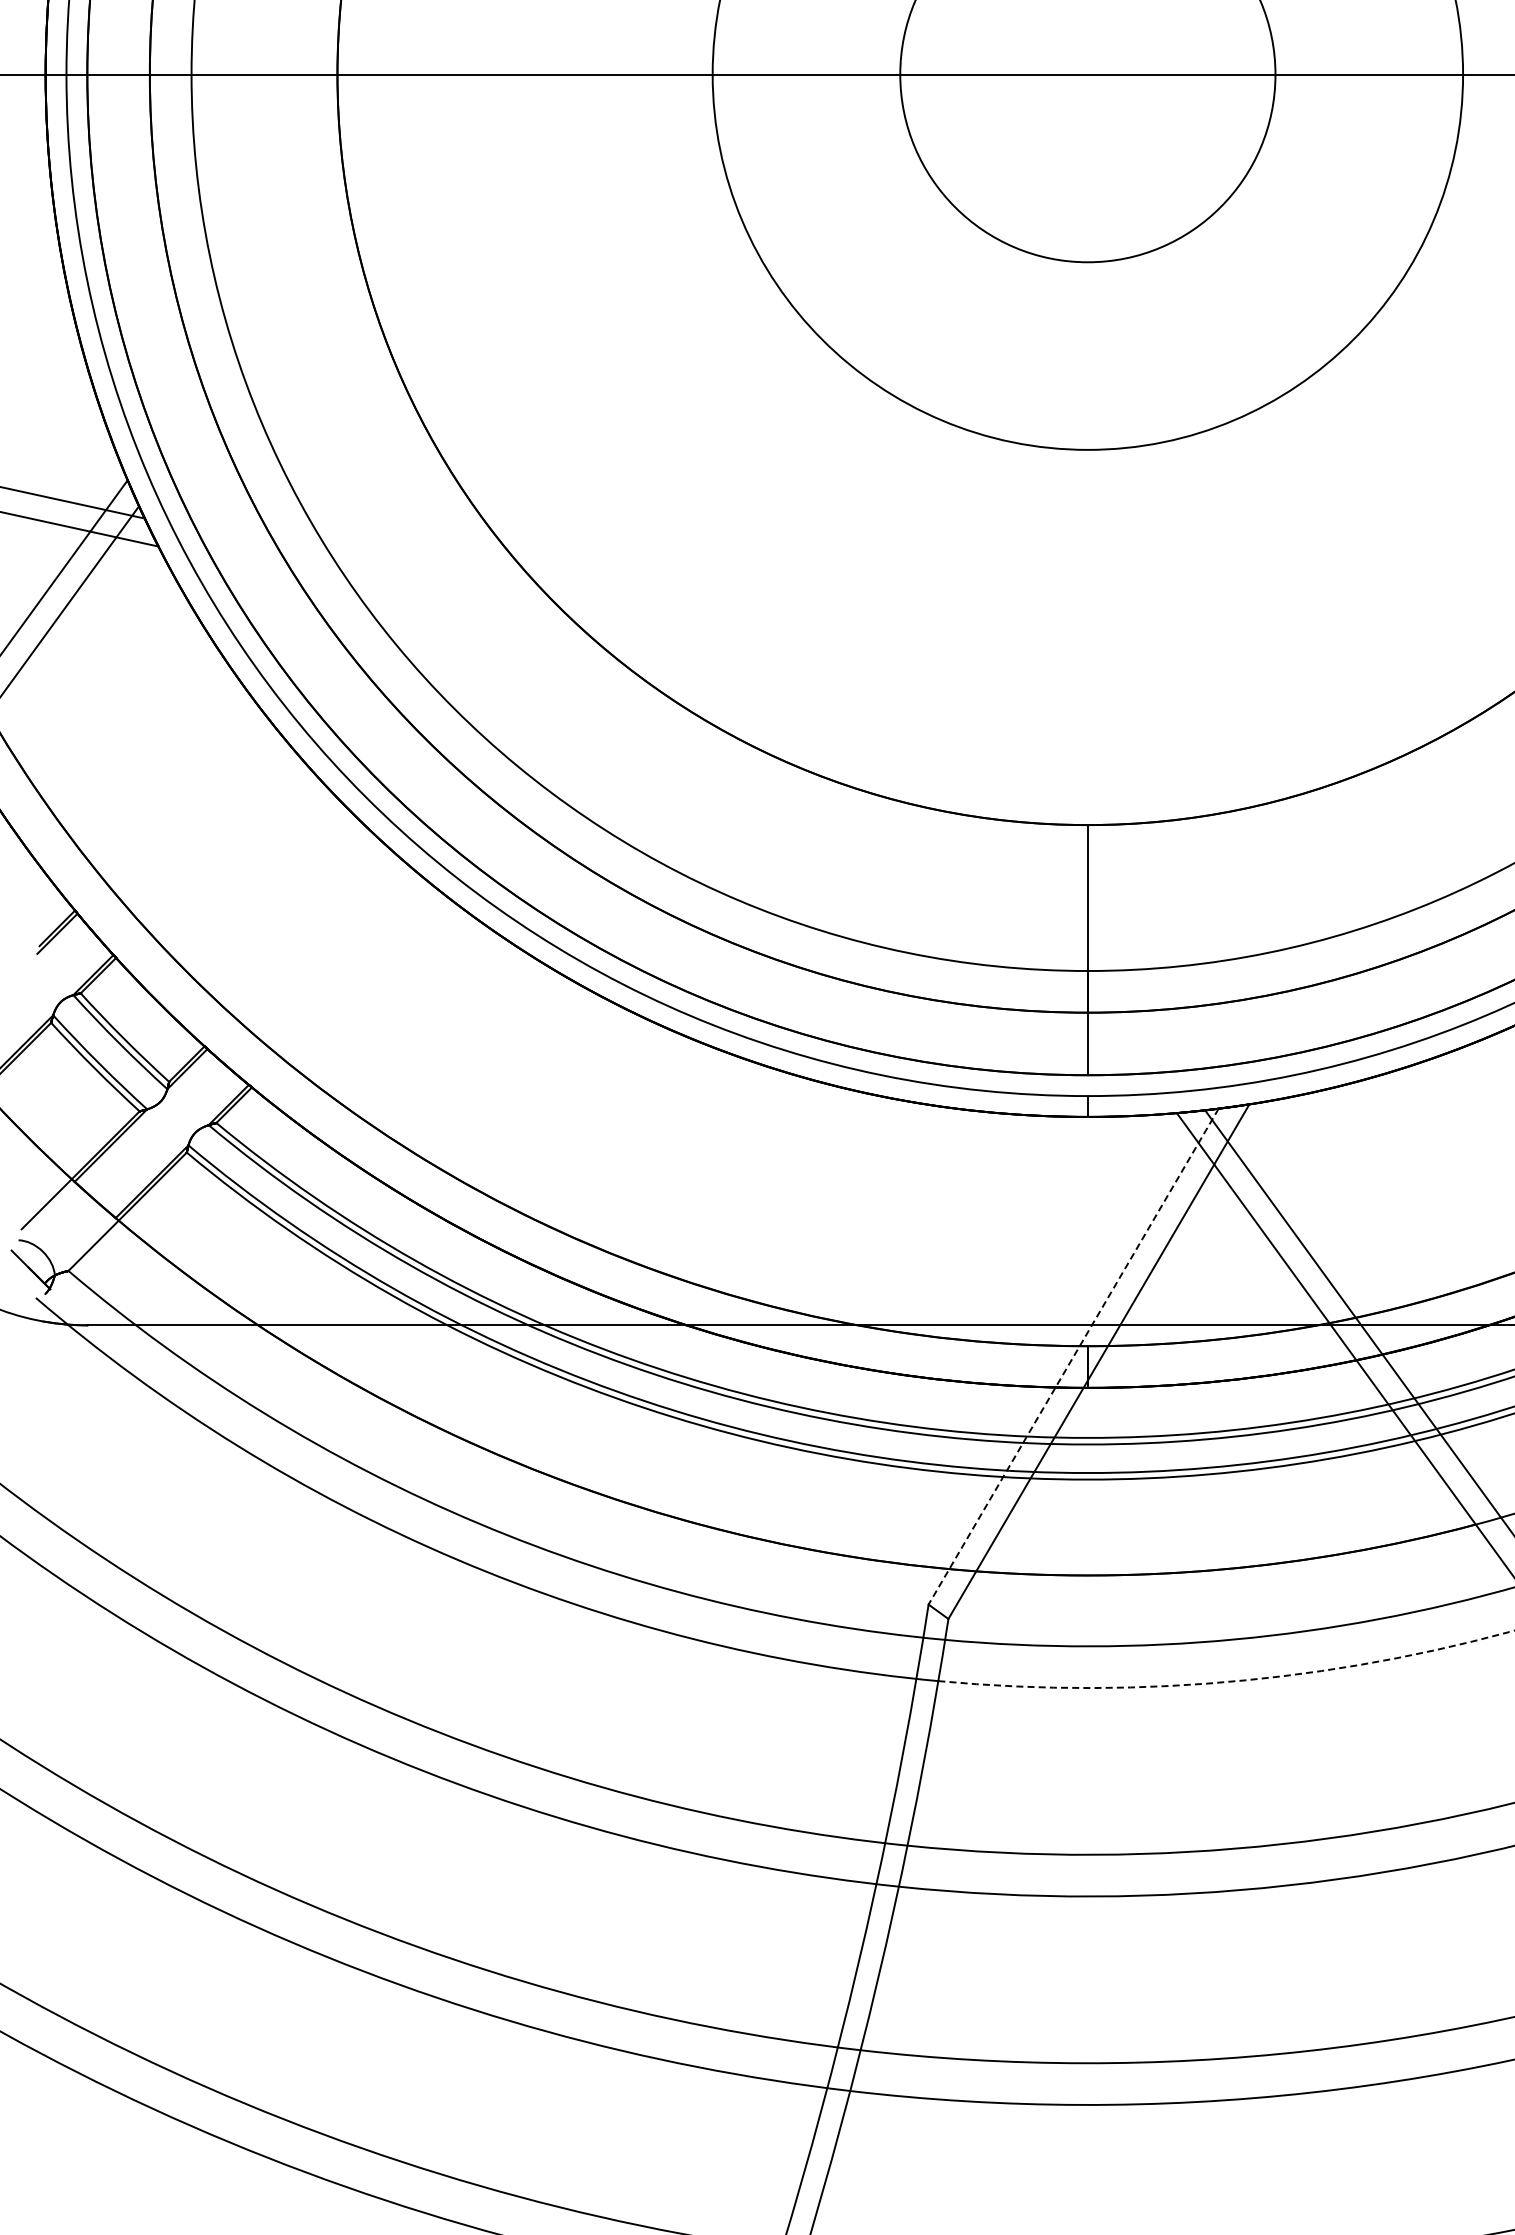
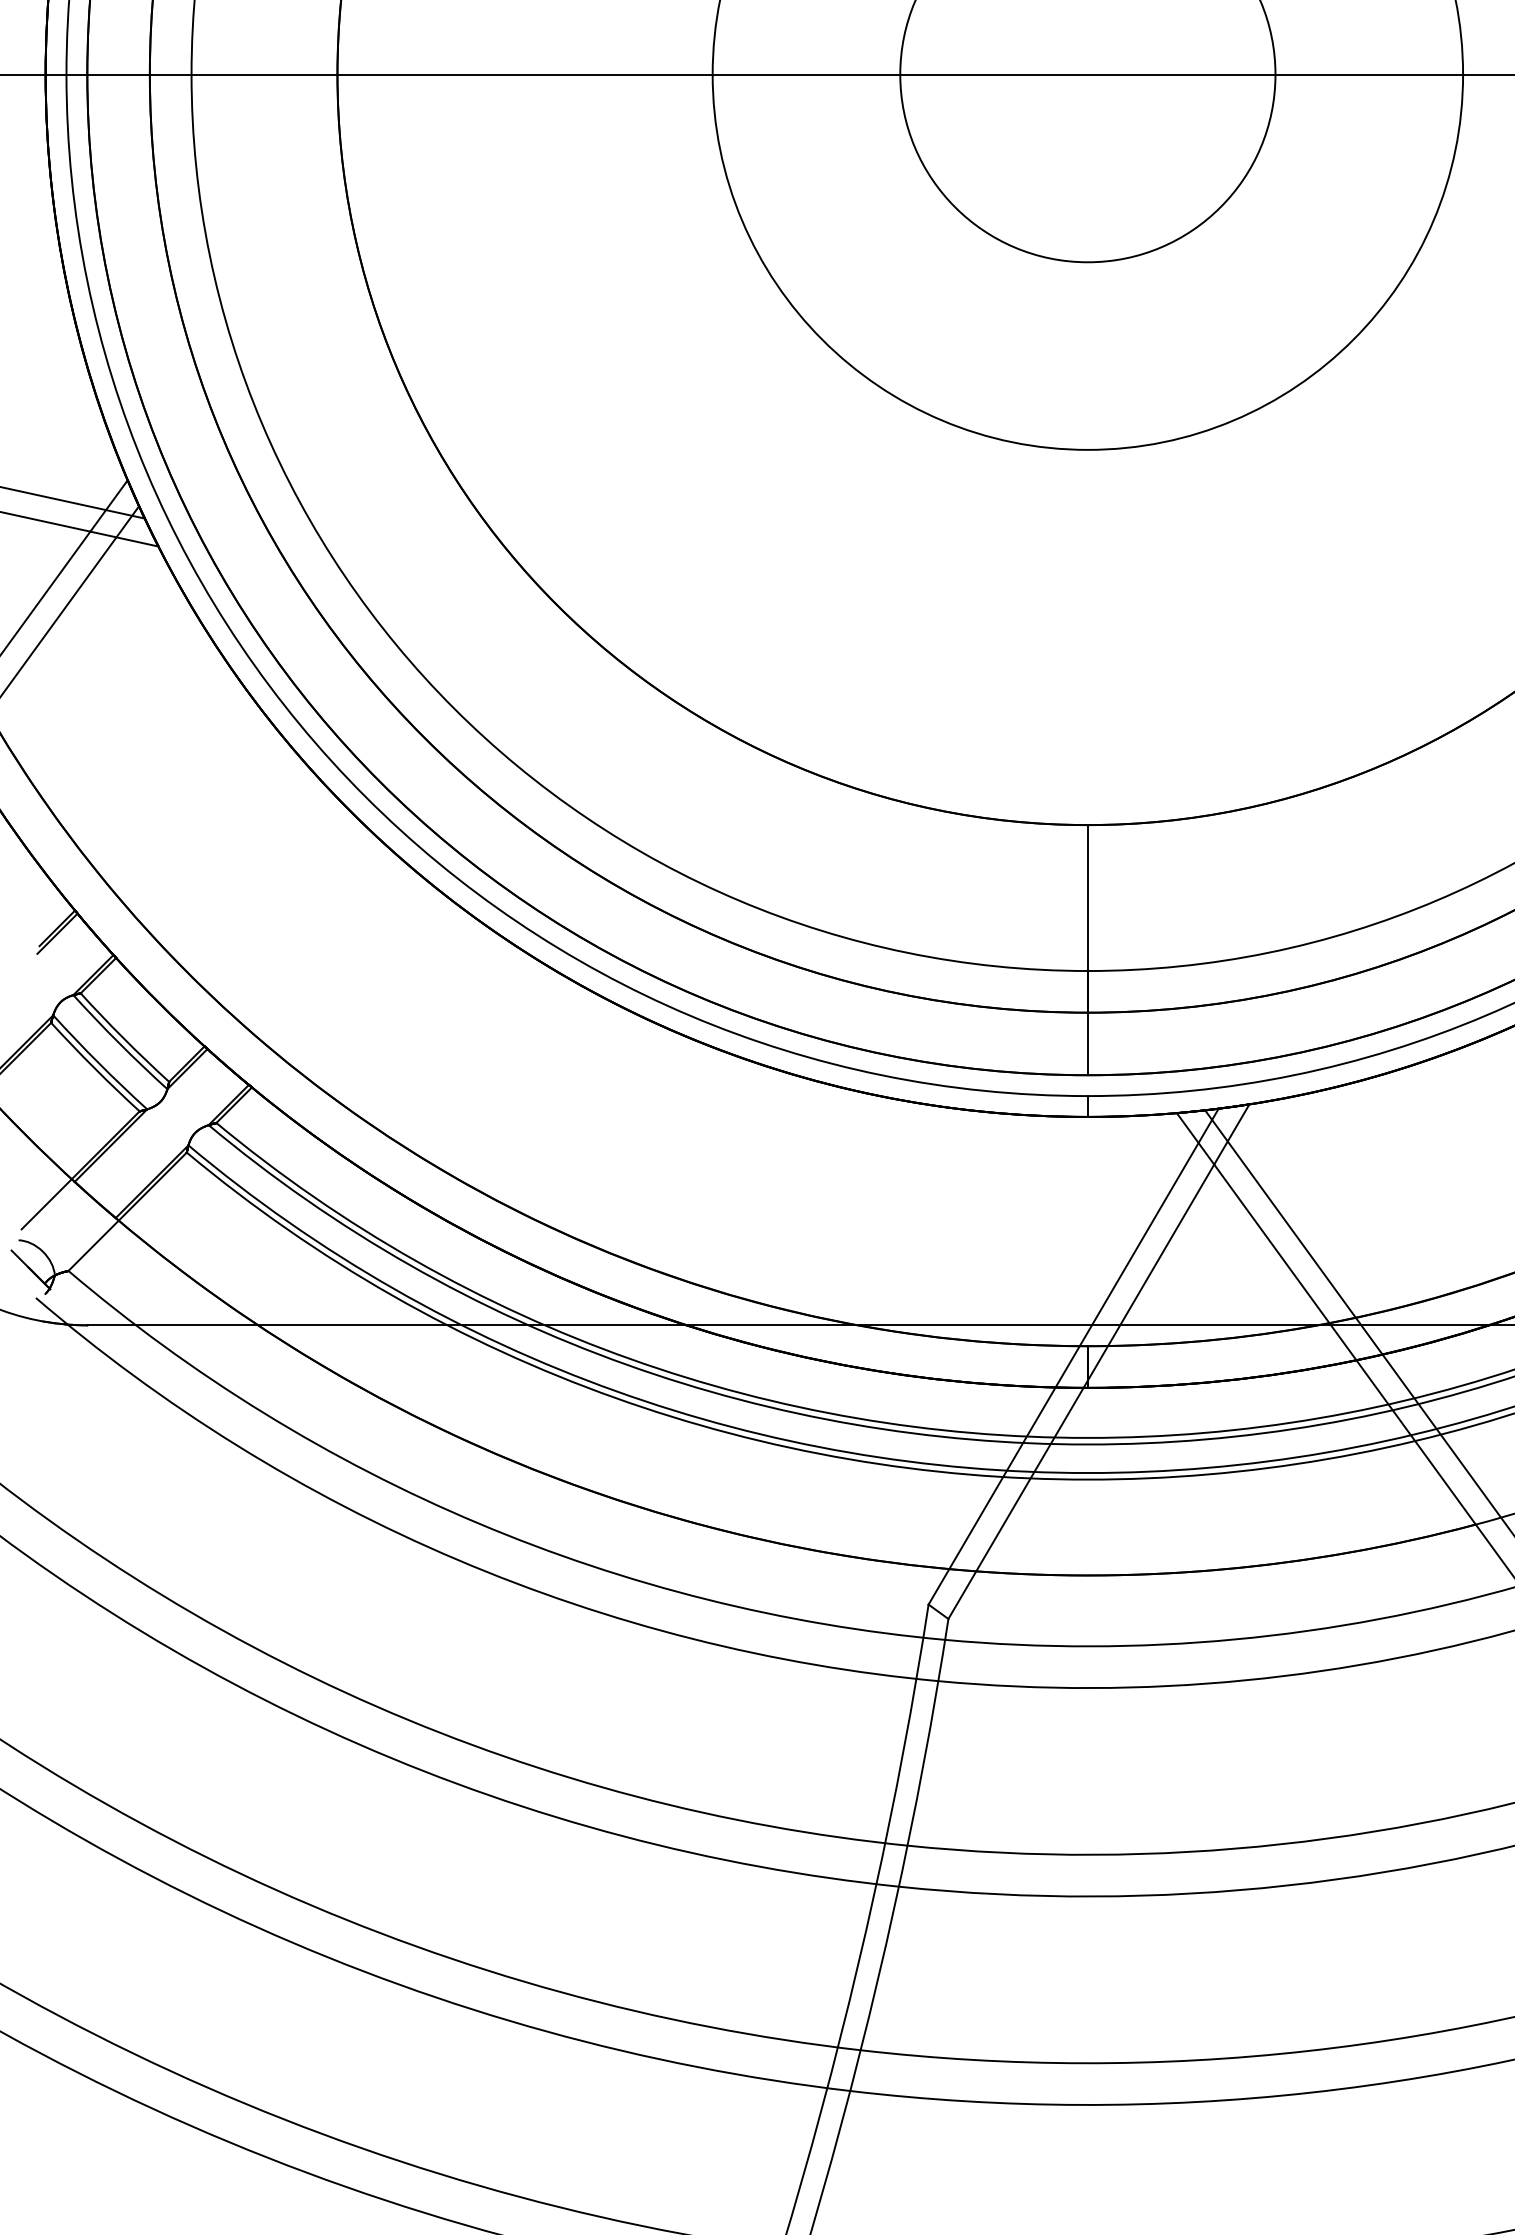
line: dashed -> solid (1073, 1357)
arc: dashed -> solid (1229, 1681)
